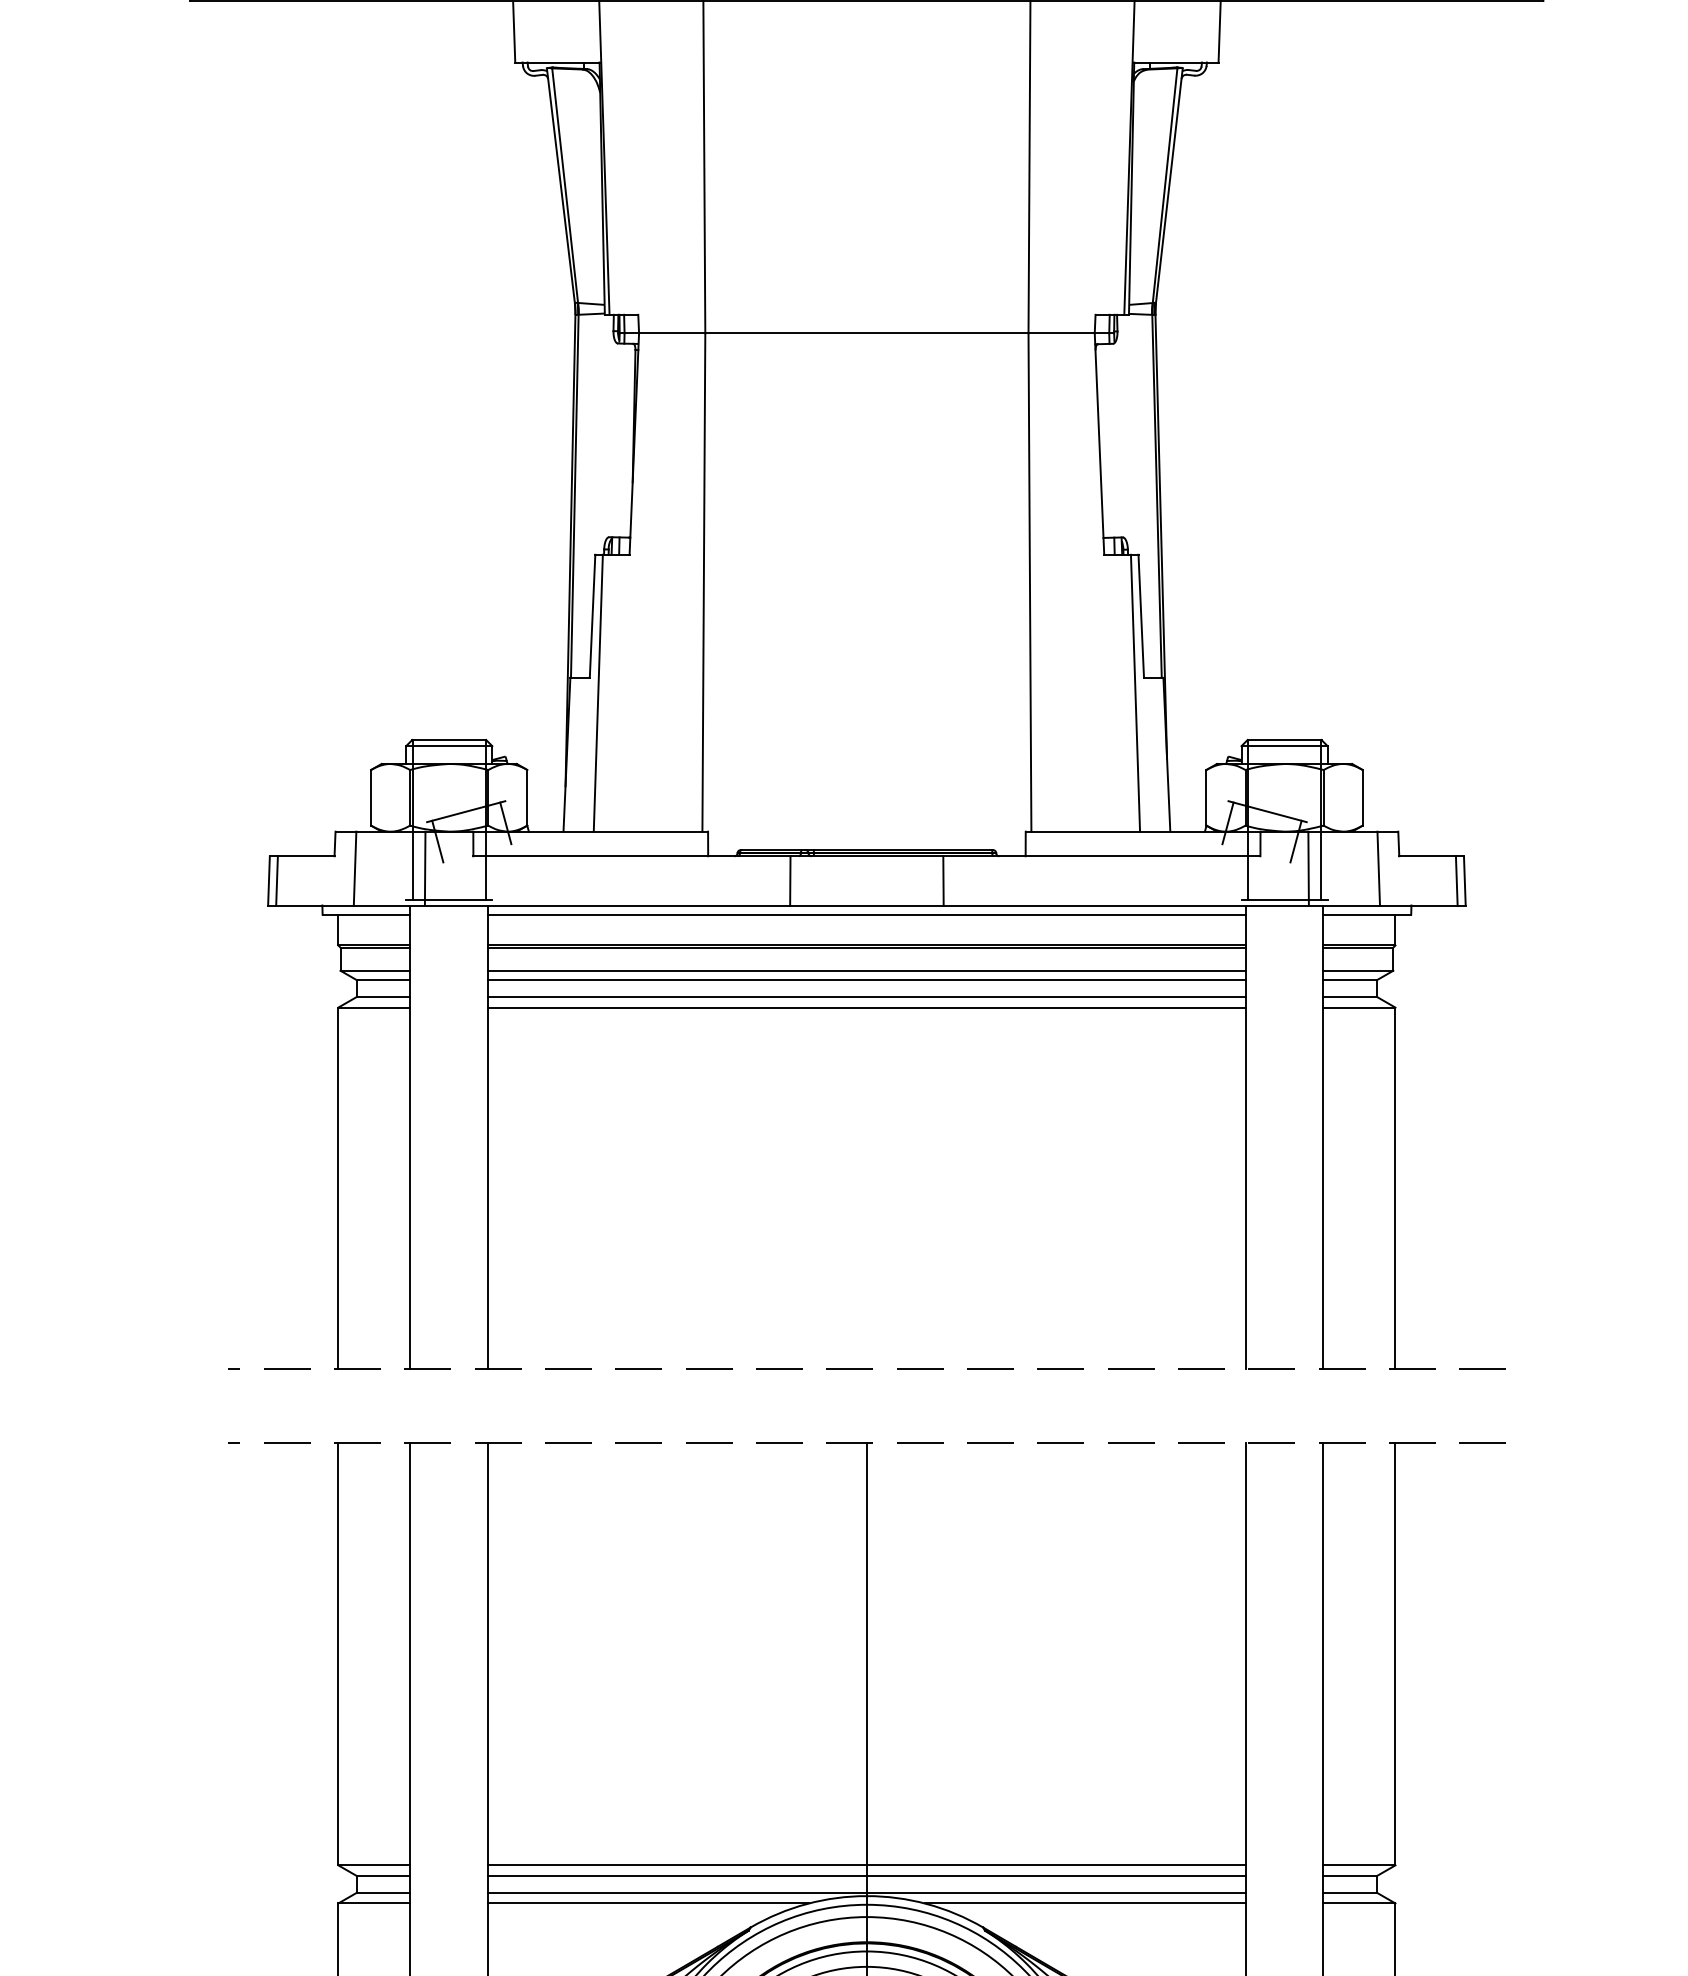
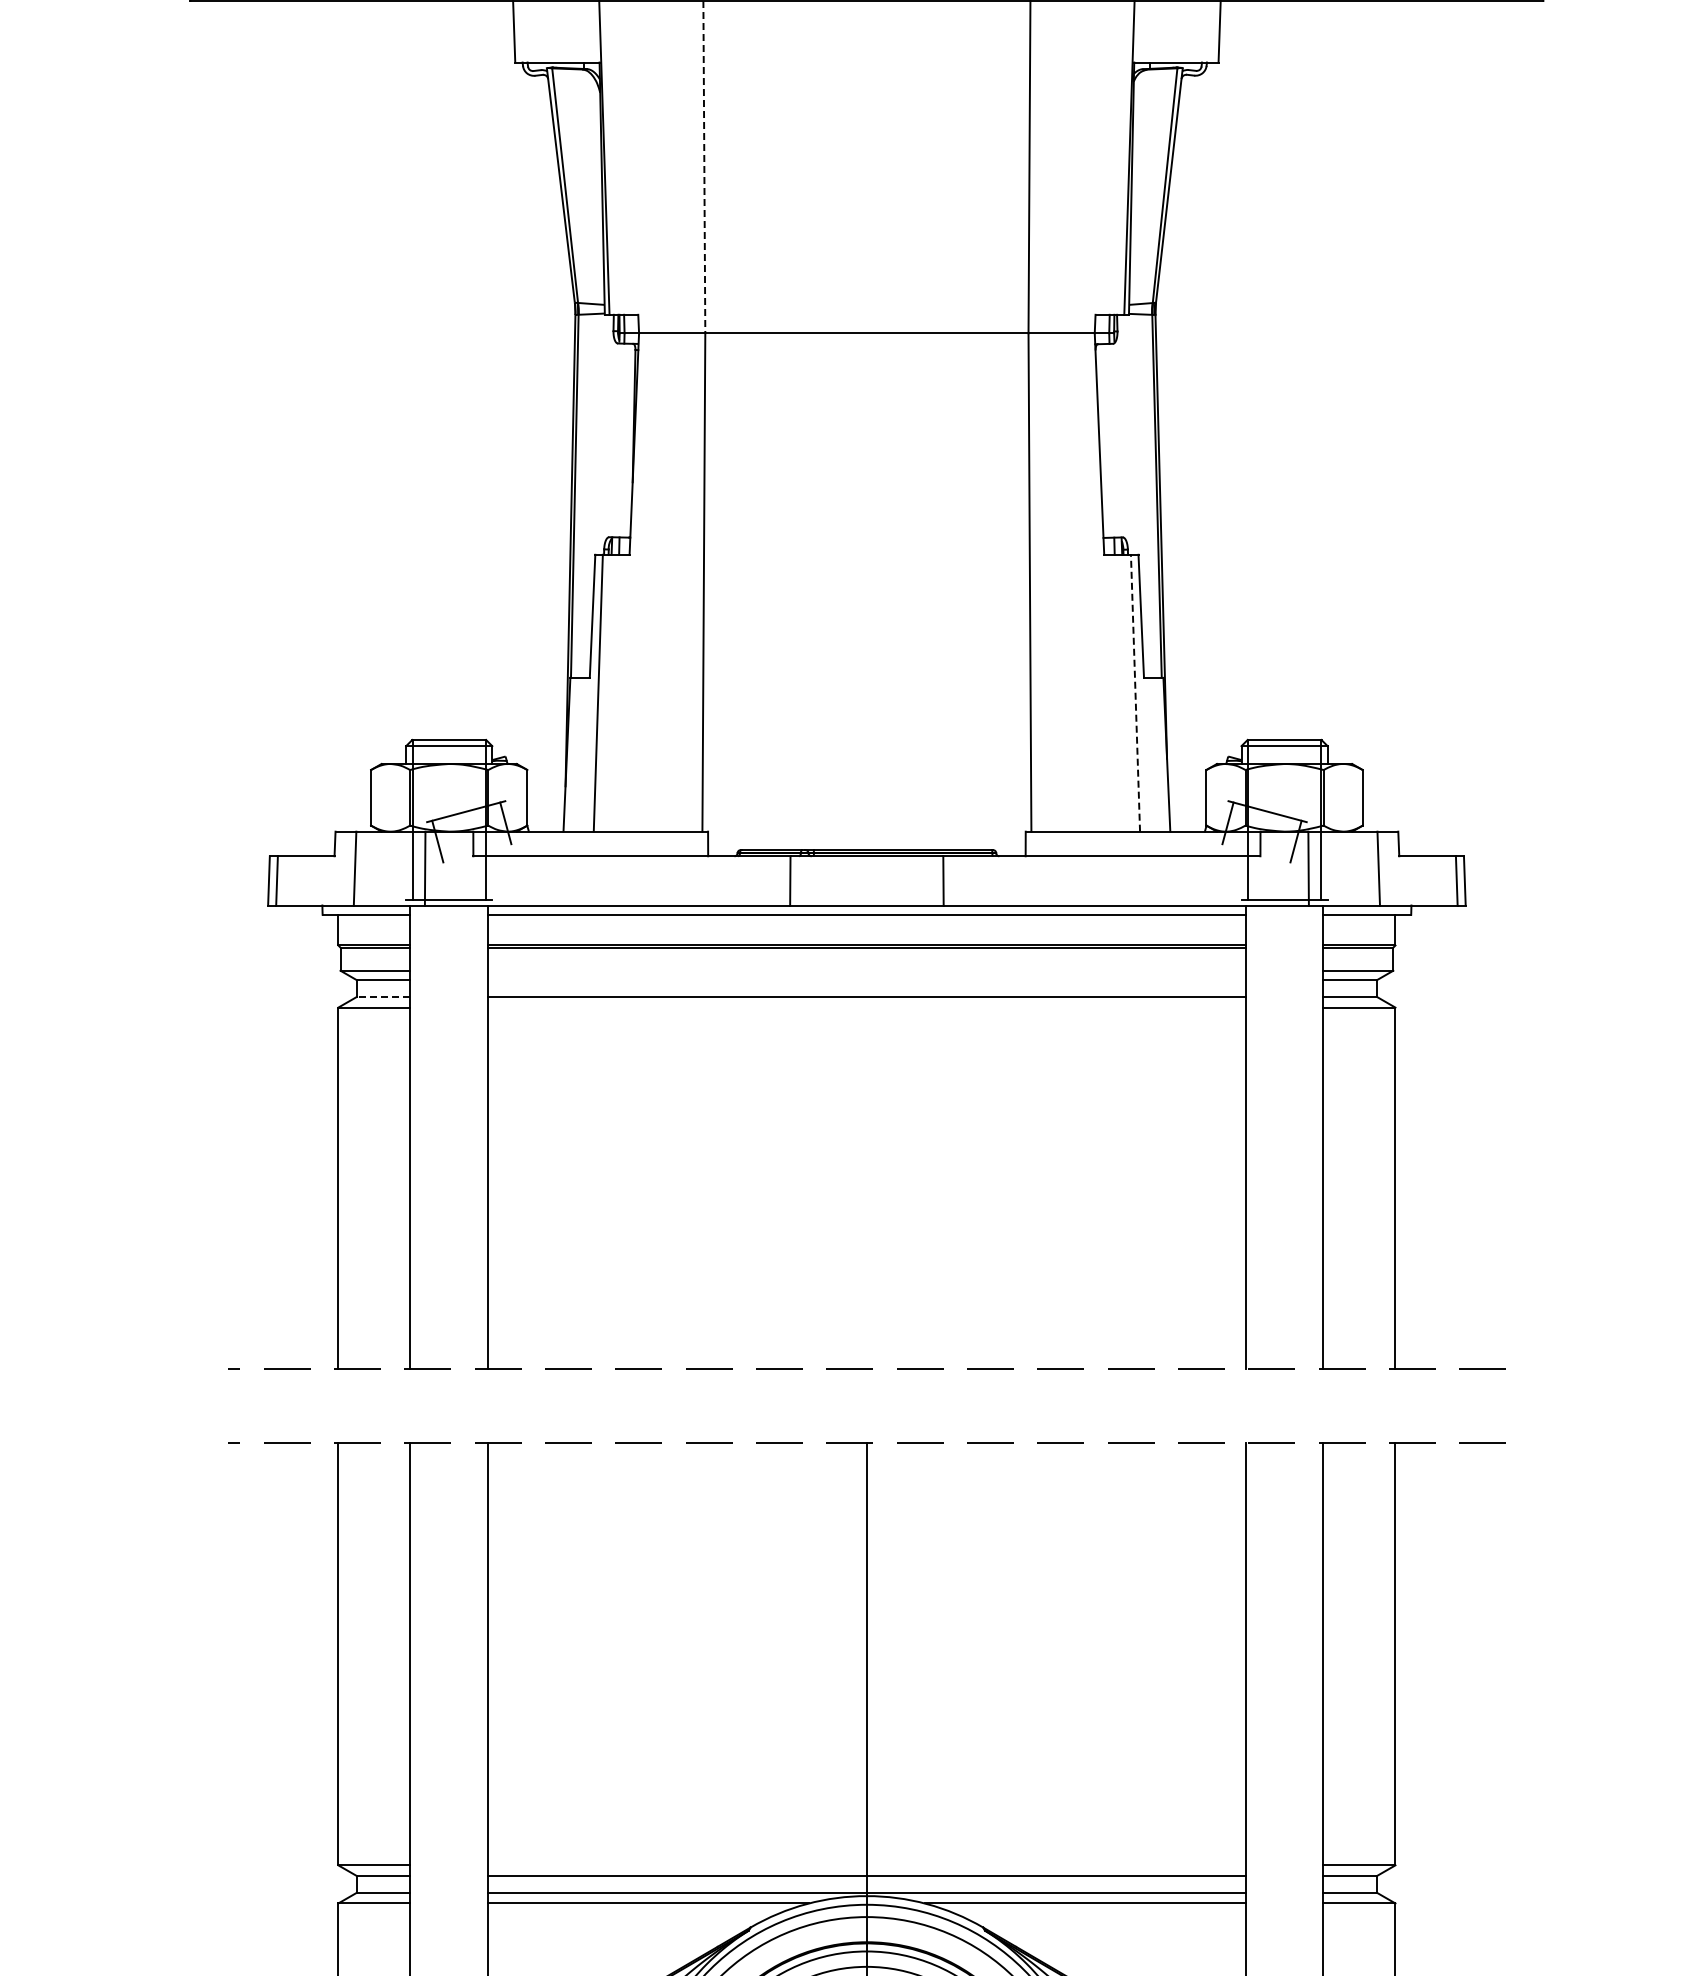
line: solid -> dashed (704, 167)
line: solid -> dashed (1135, 693)
line: present -> none (866, 970)
line: present -> none (866, 980)
line: solid -> dashed (383, 996)
line: present -> none (866, 1007)
line: present -> none (866, 1865)
